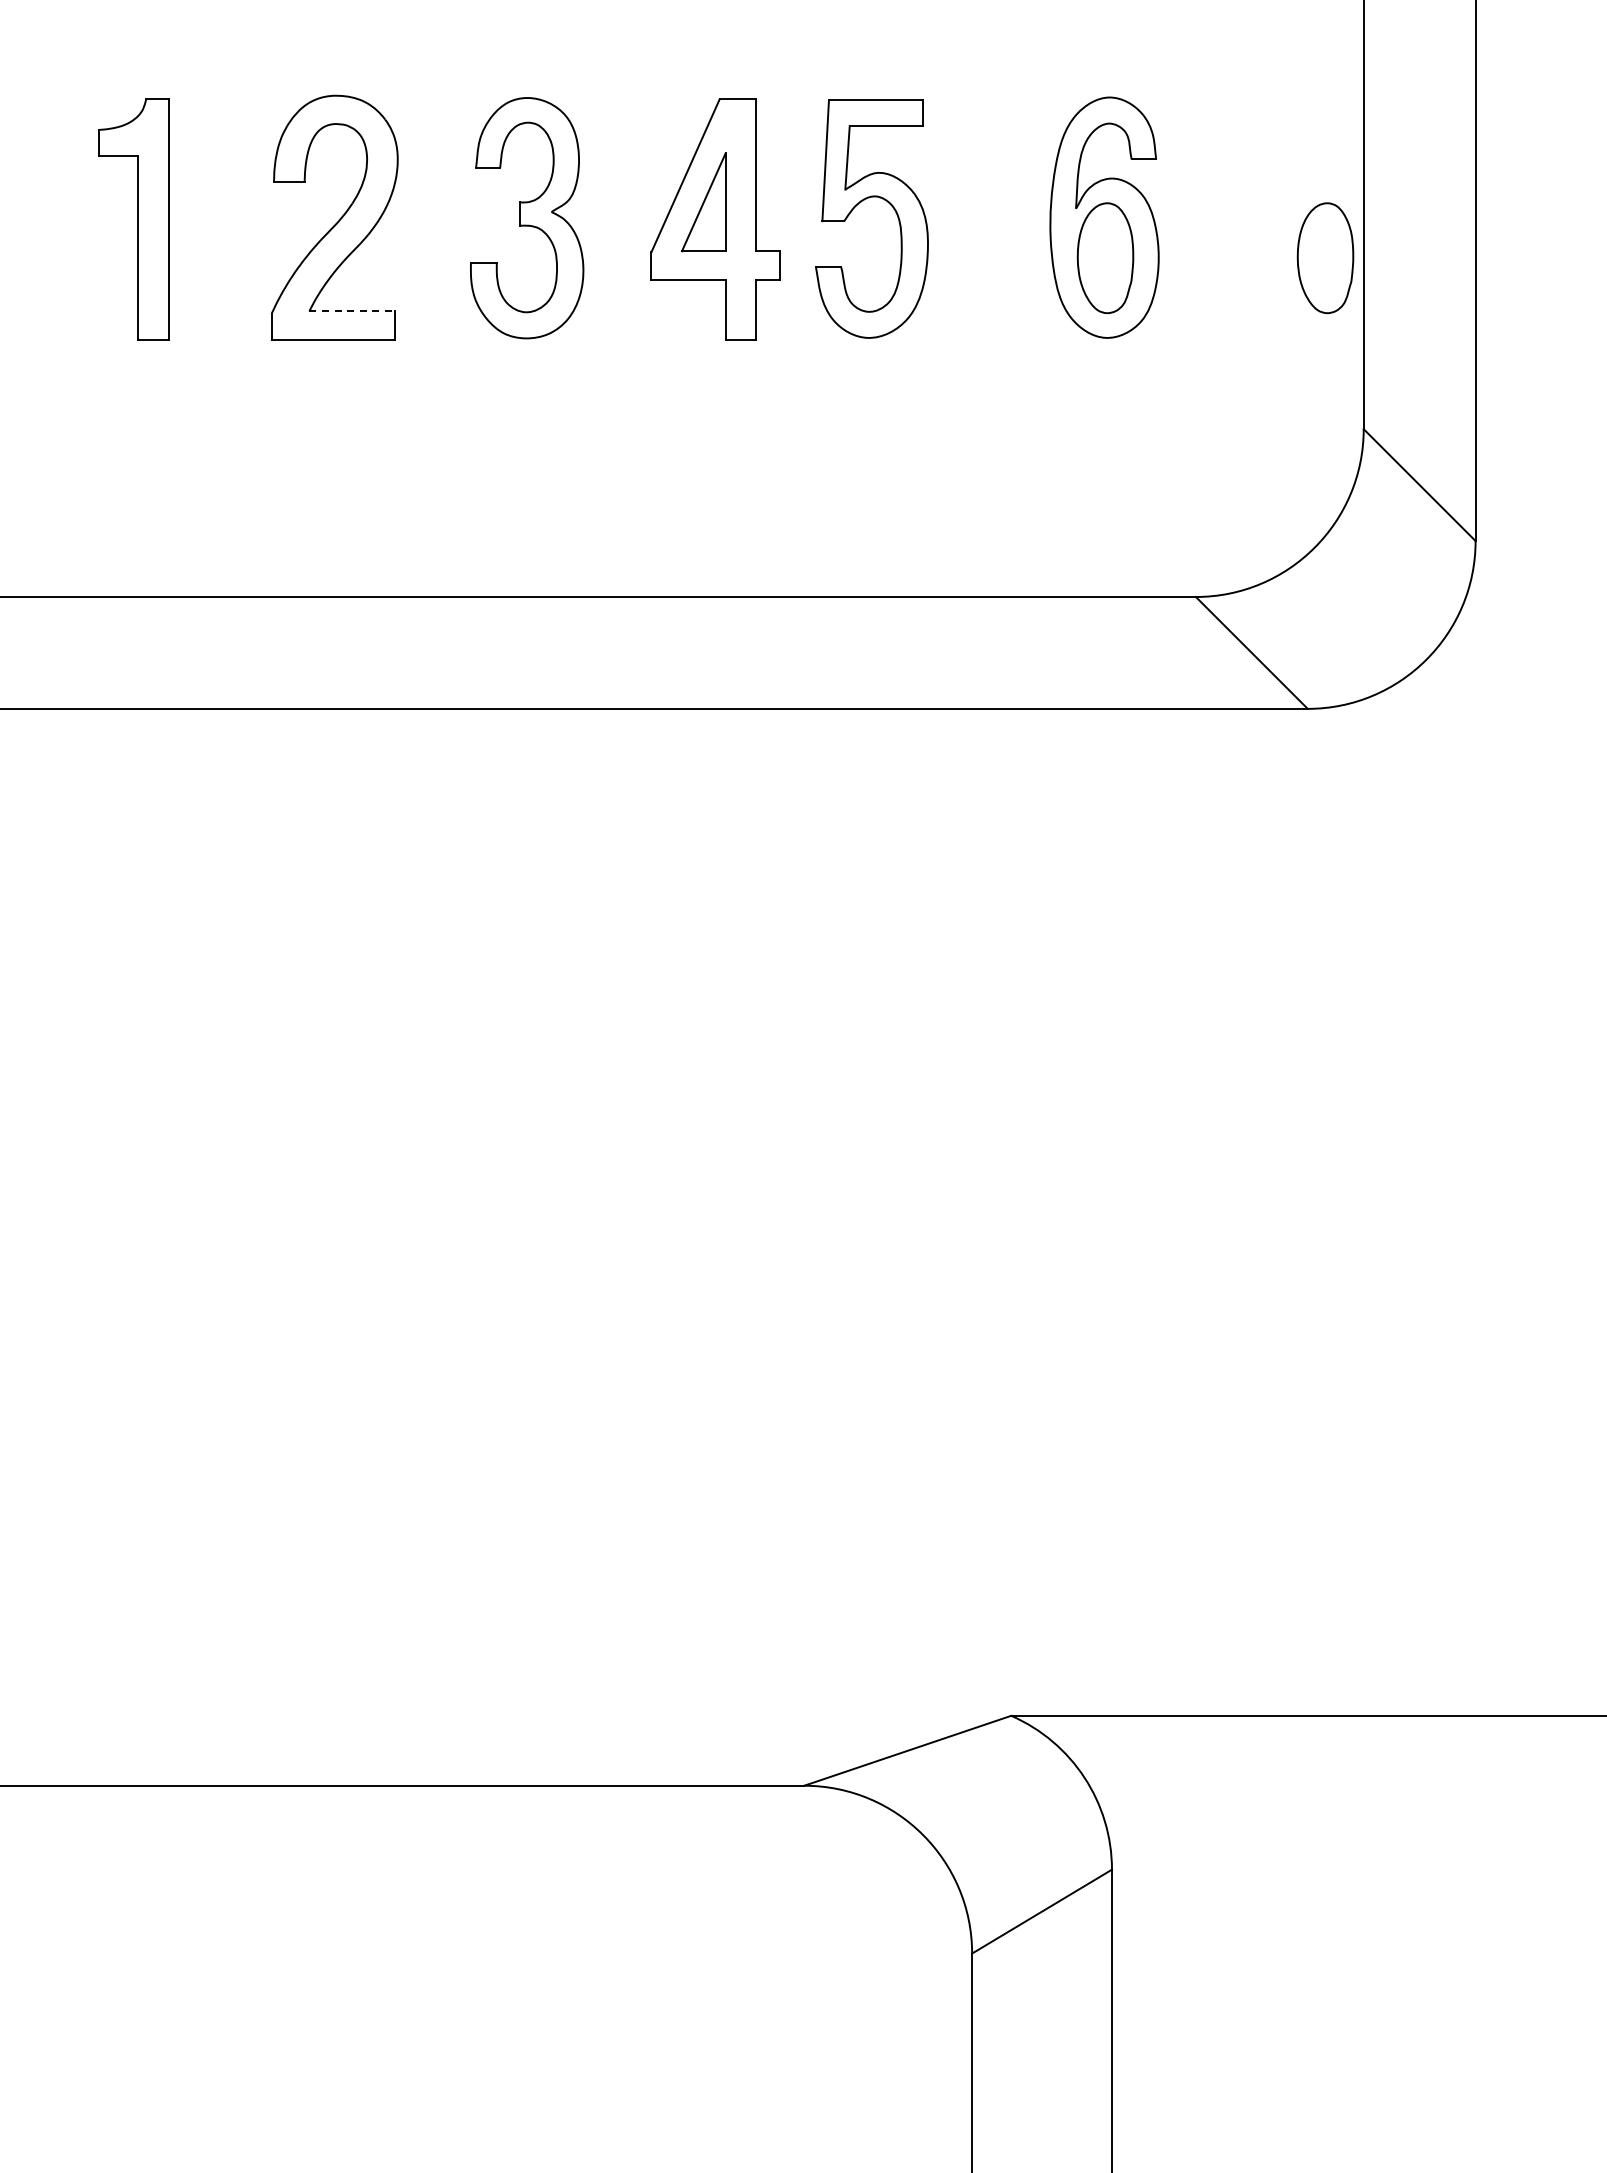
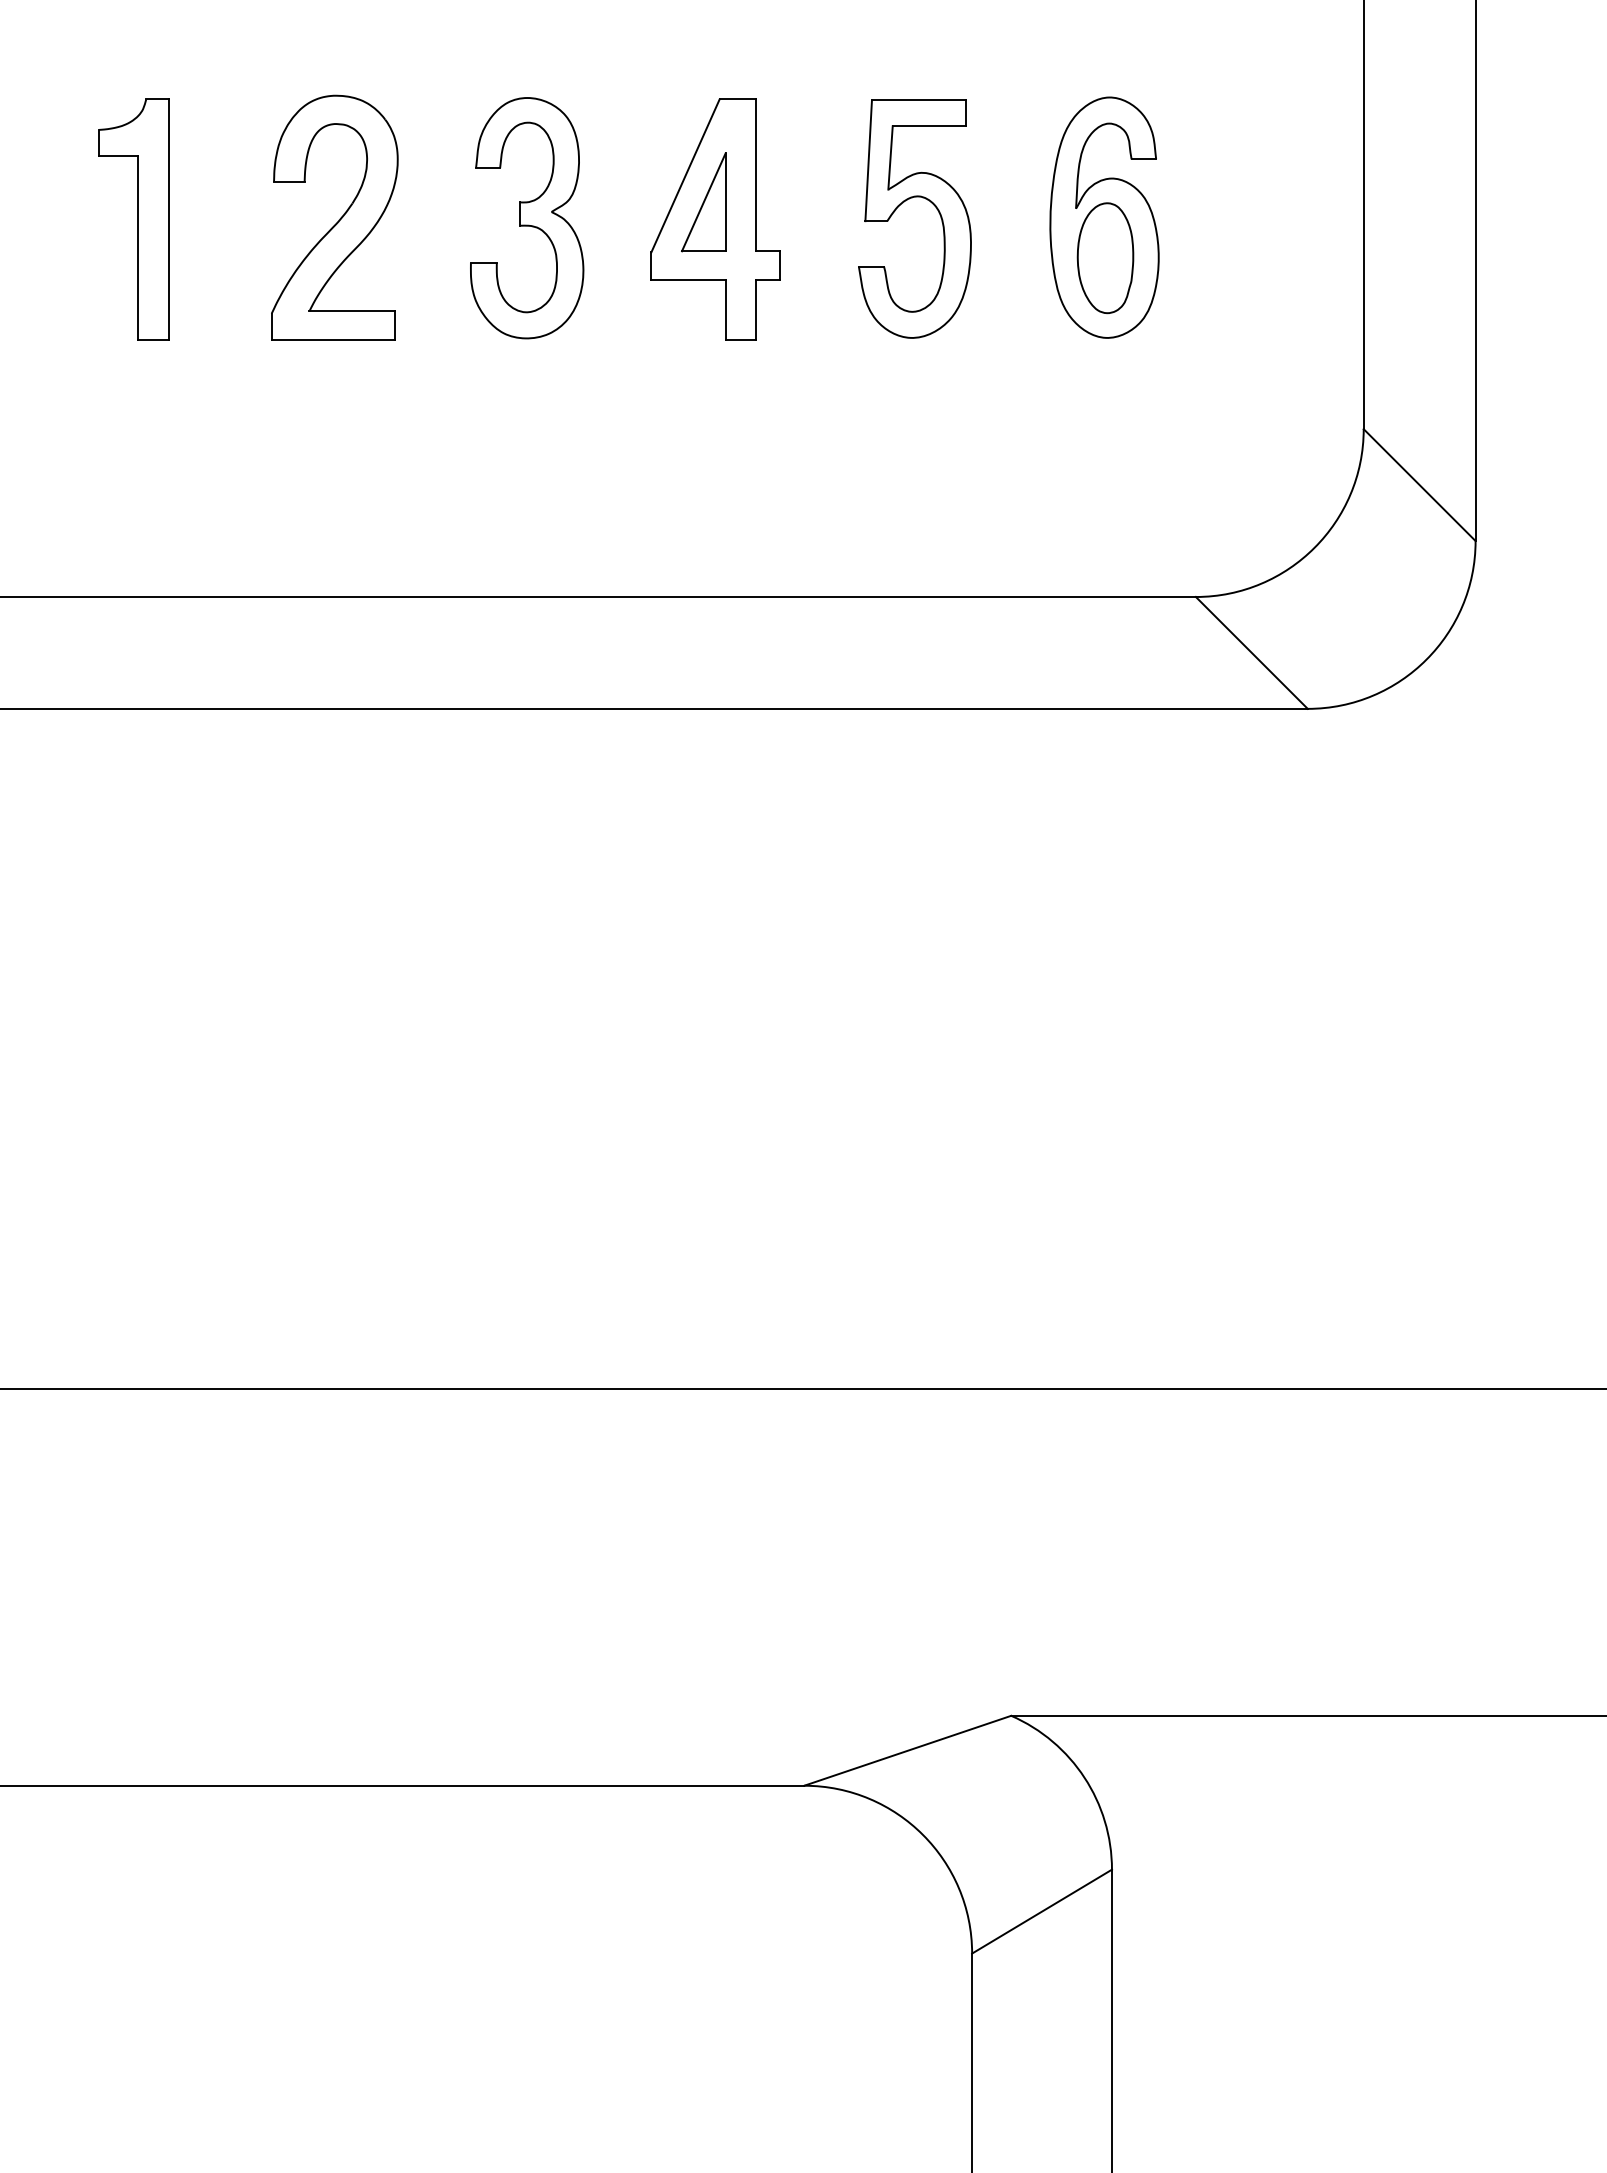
part position: (860, 203) -> (903, 203) (903, 203)
part: present -> none (1325, 258)
line: dashed -> solid (352, 311)
line: none -> present (802, 1389)
